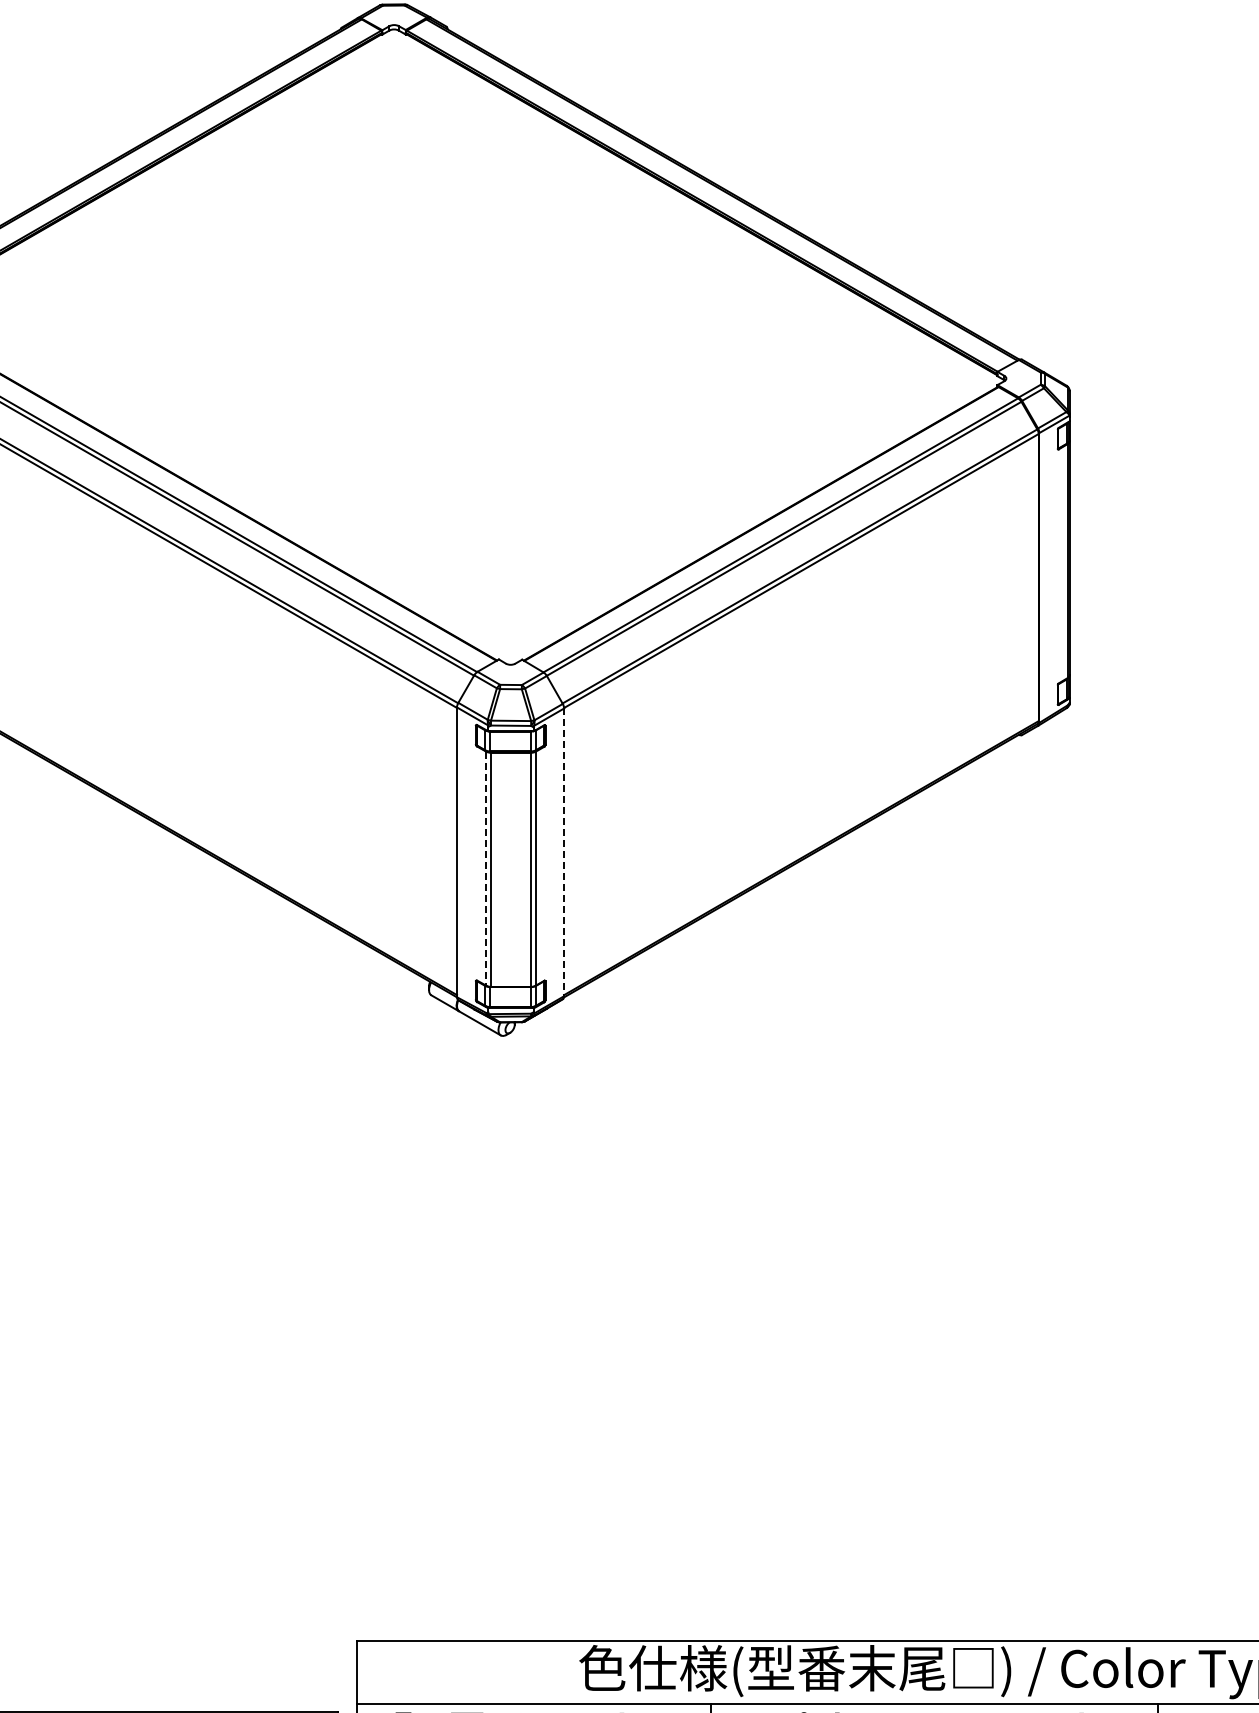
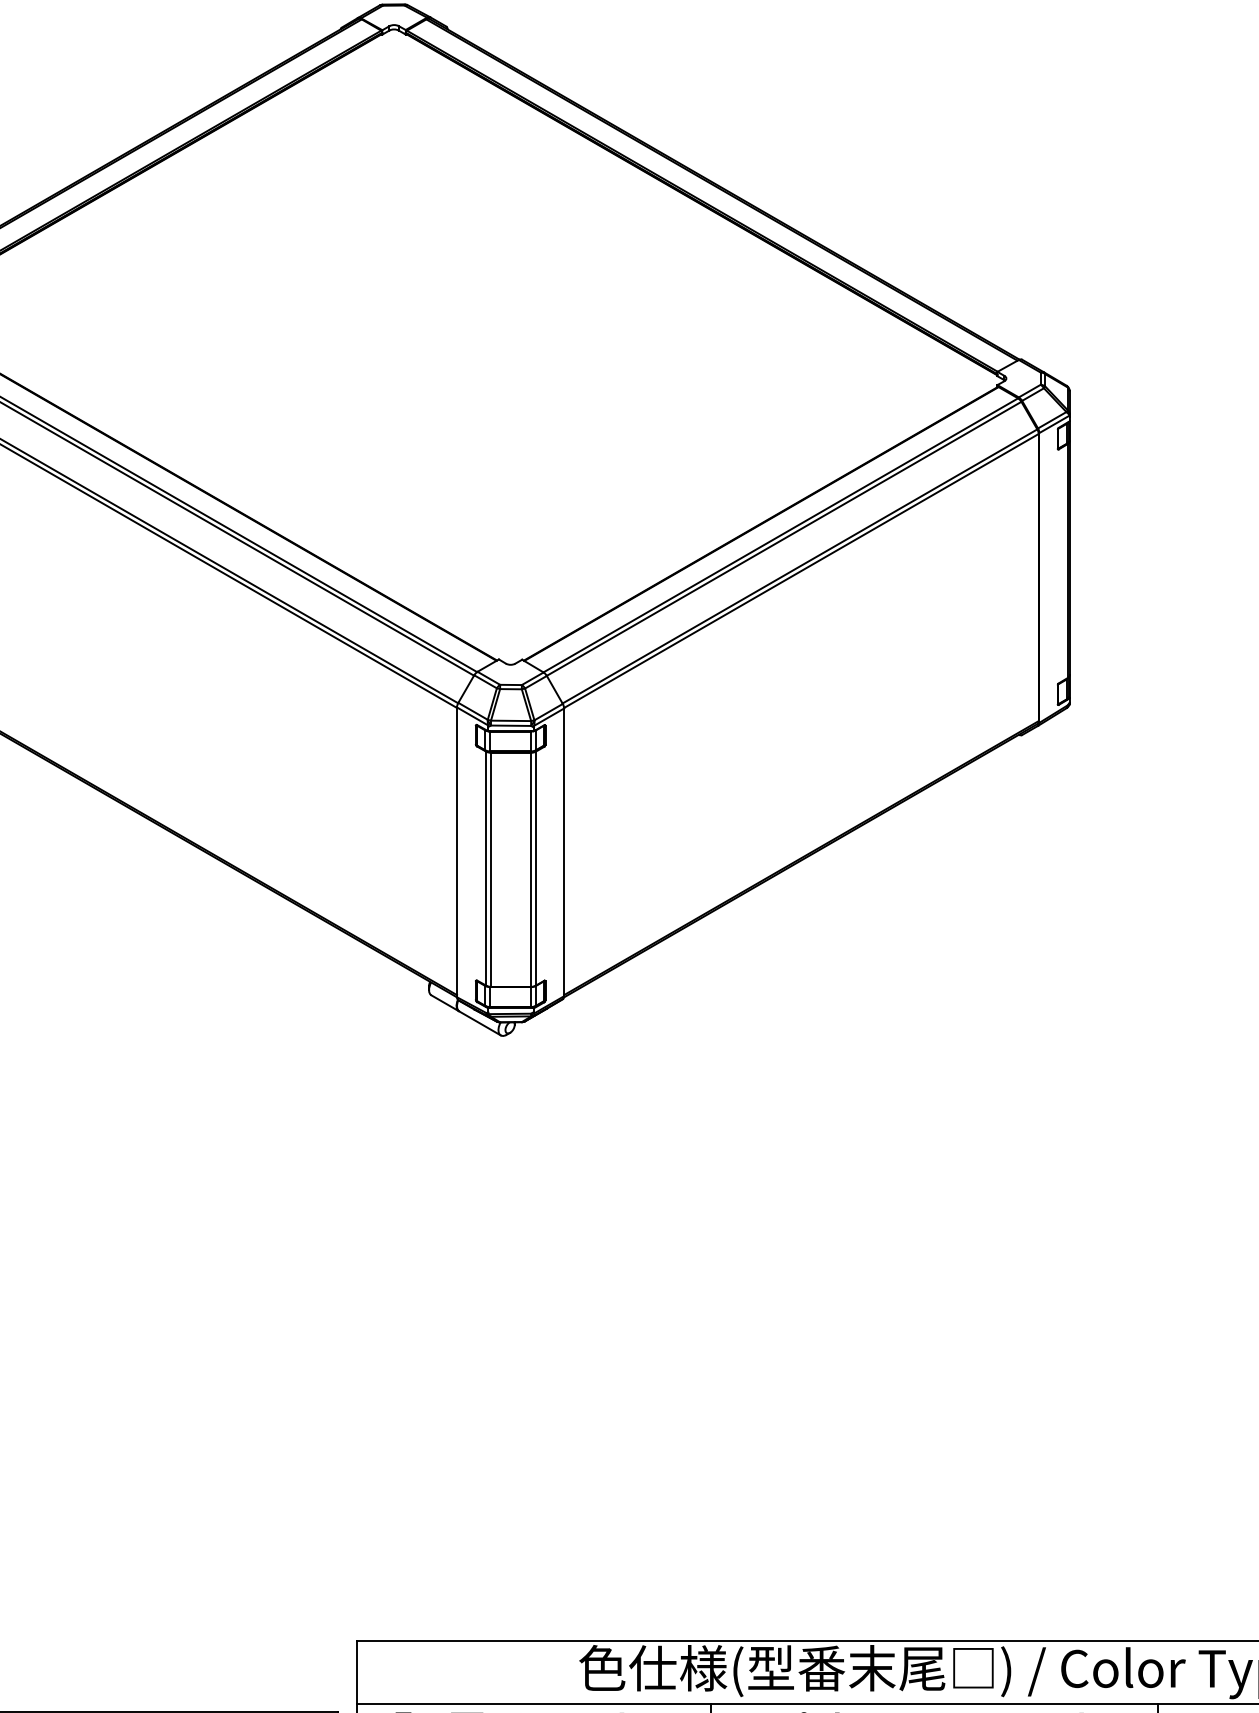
line: dashed -> solid (564, 852)
line: dashed -> solid (486, 869)
